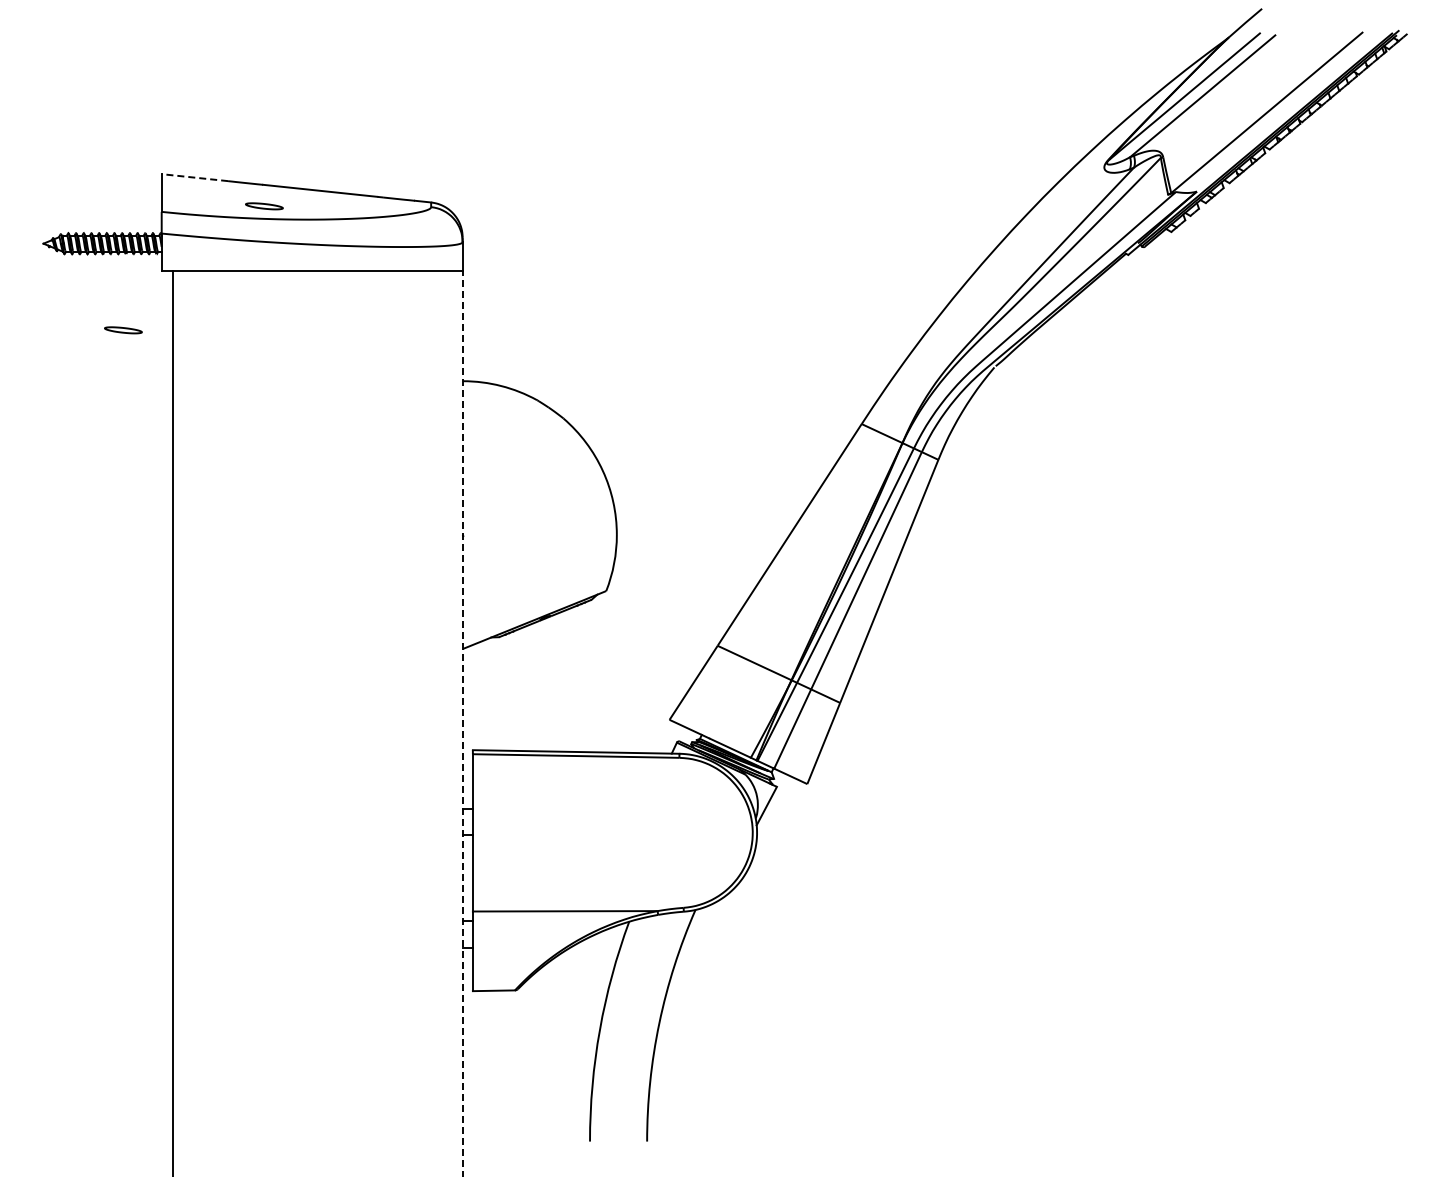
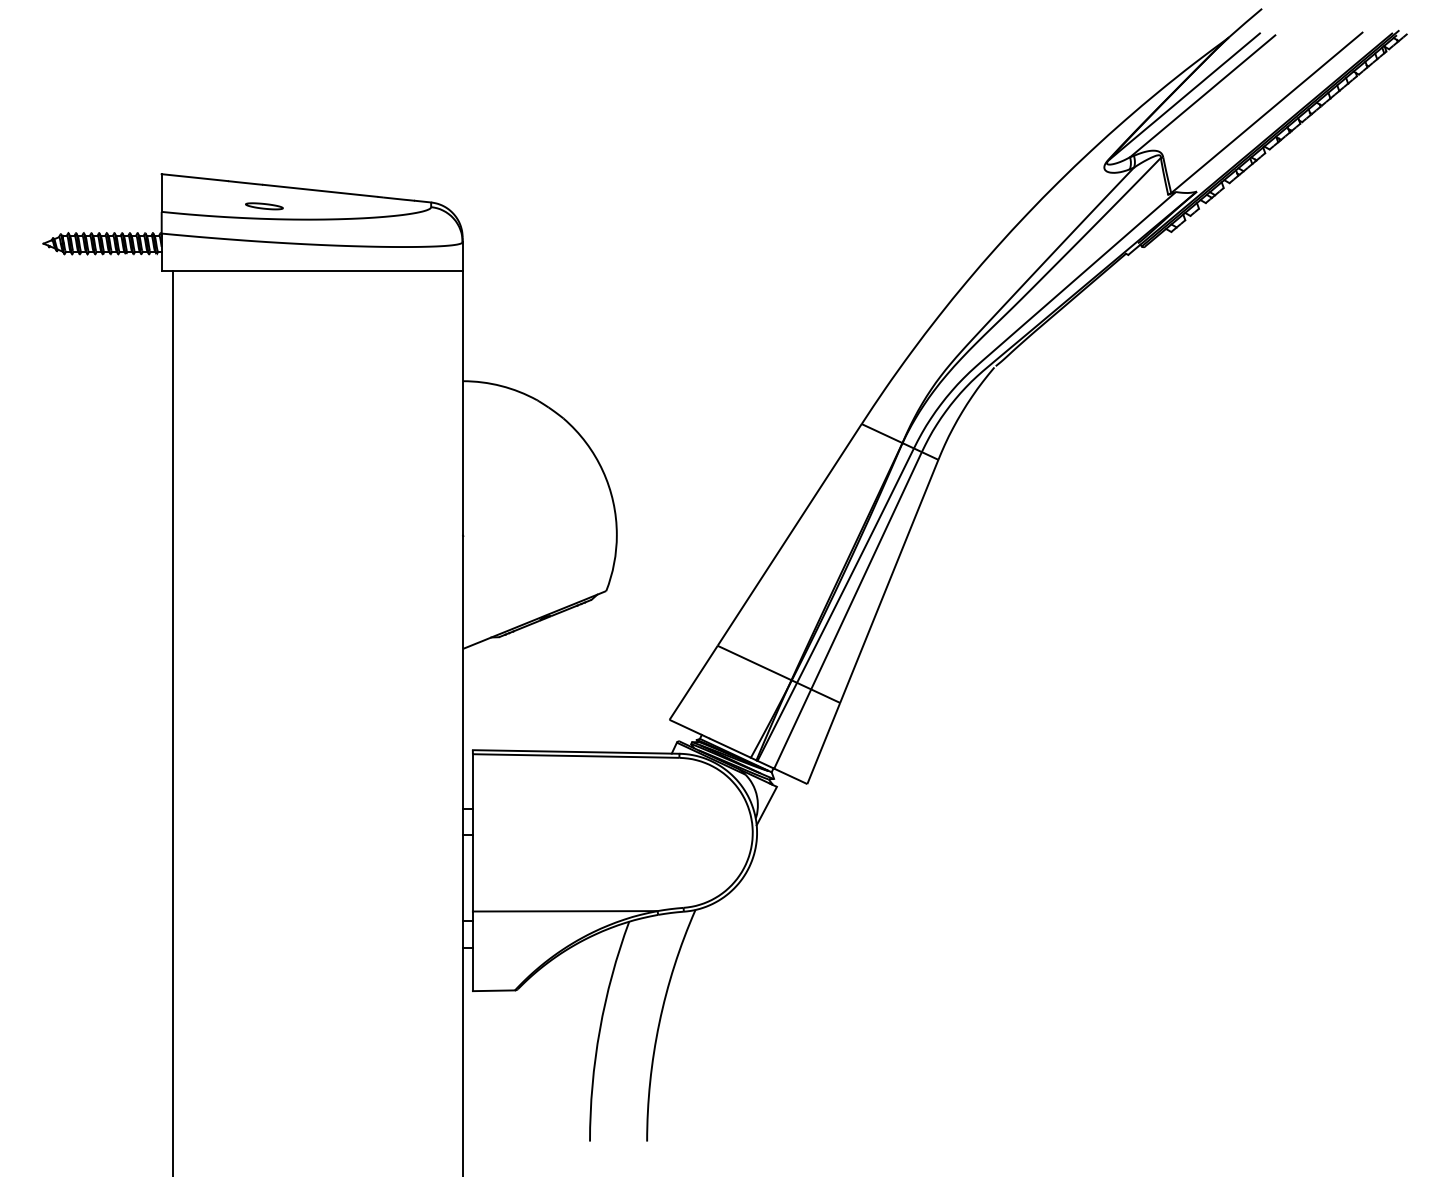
line: dashed -> solid (194, 177)
part: present -> none (123, 330)
line: dashed -> solid (463, 723)
